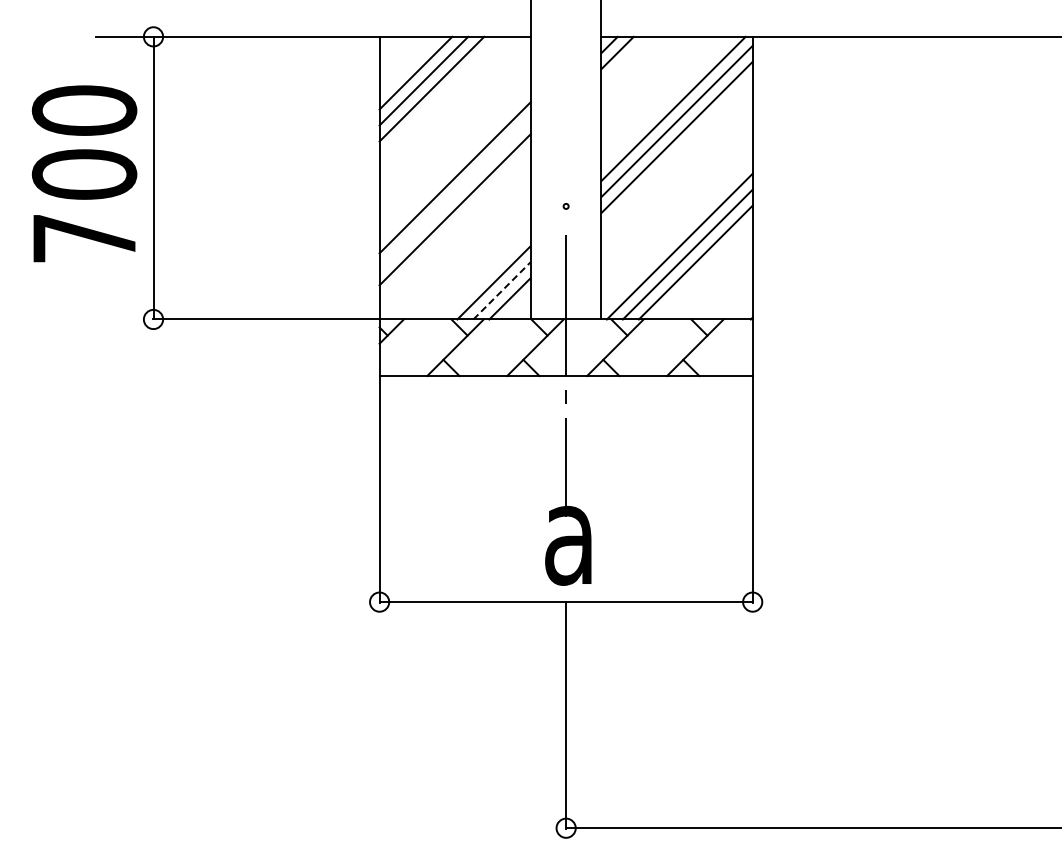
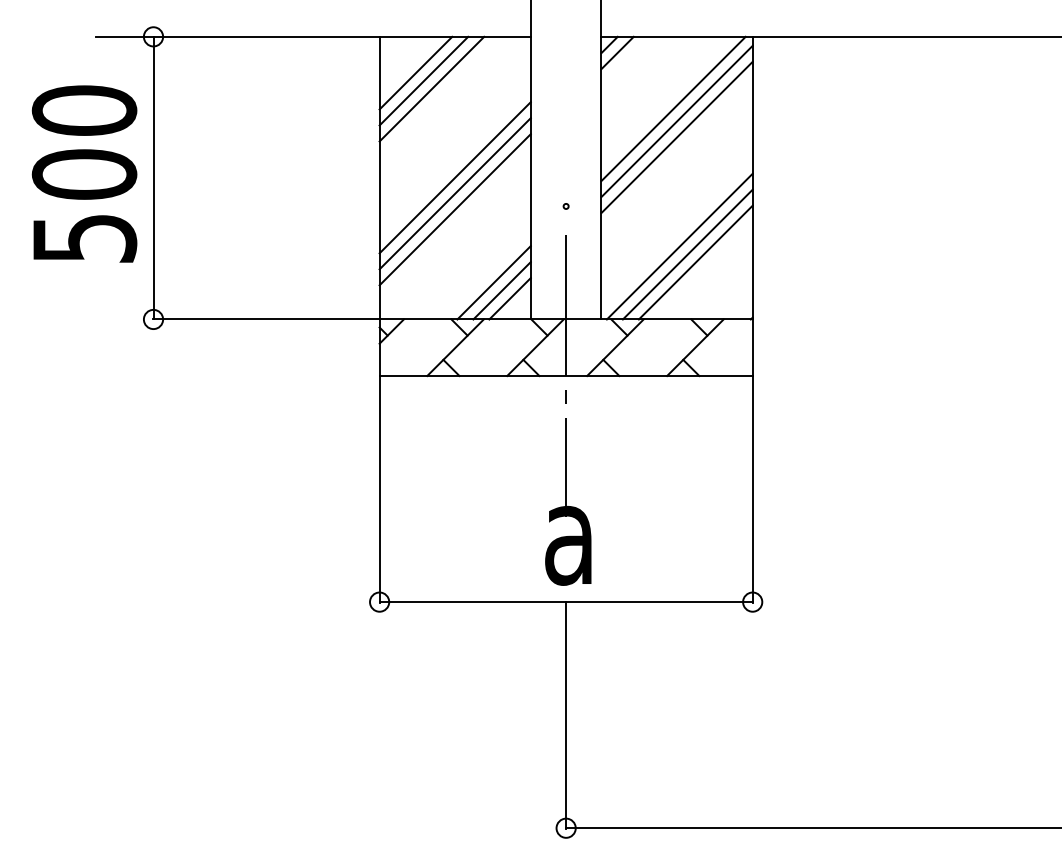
line: none -> present (454, 193)
text: 700 -> 500 (85, 238)
line: dashed -> solid (502, 290)
